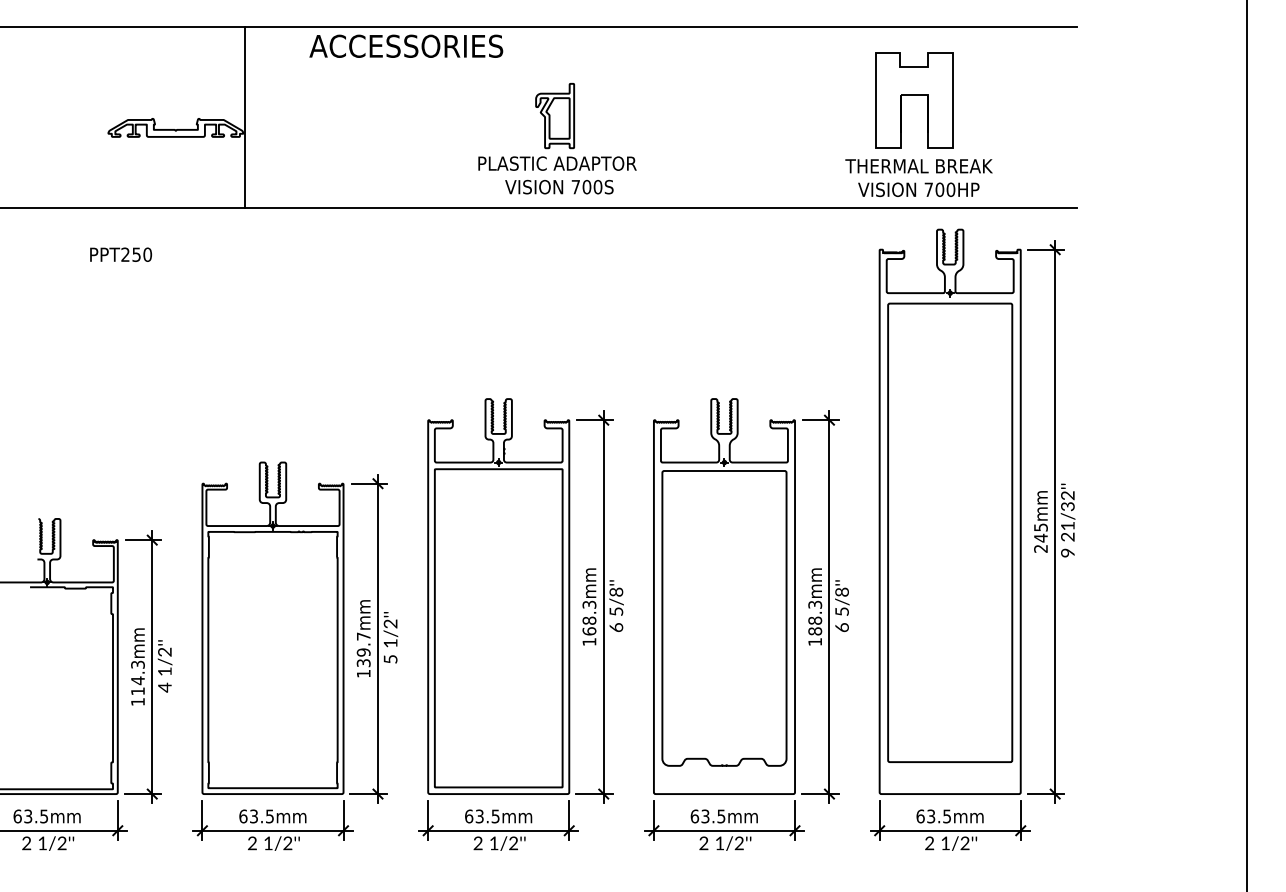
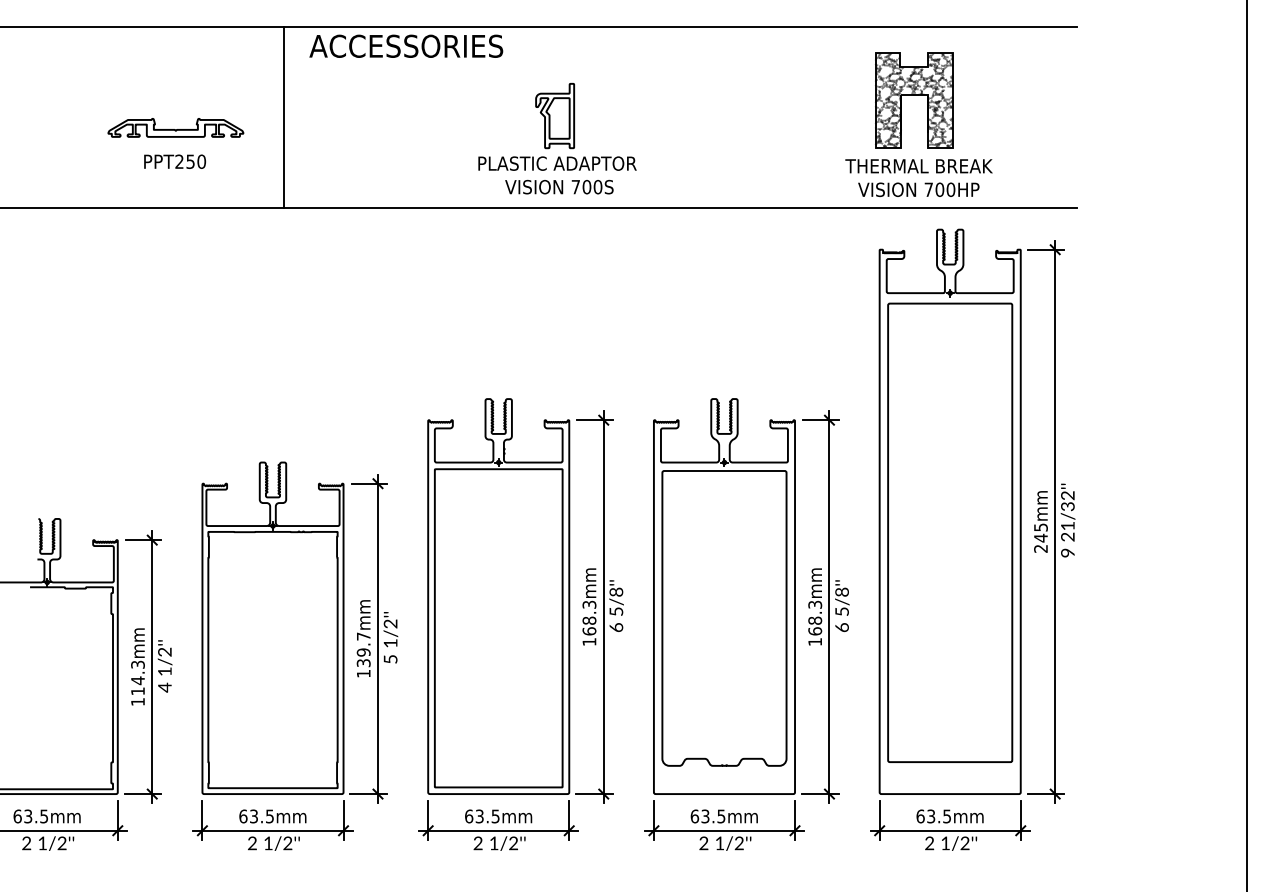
hatch: none -> present (914, 100)
line position: (245, 116) -> (284, 116) (284, 116)
text position: (121, 254) -> (175, 161) (175, 161)
text: 188.3mm -> 168.3mm (814, 631)
